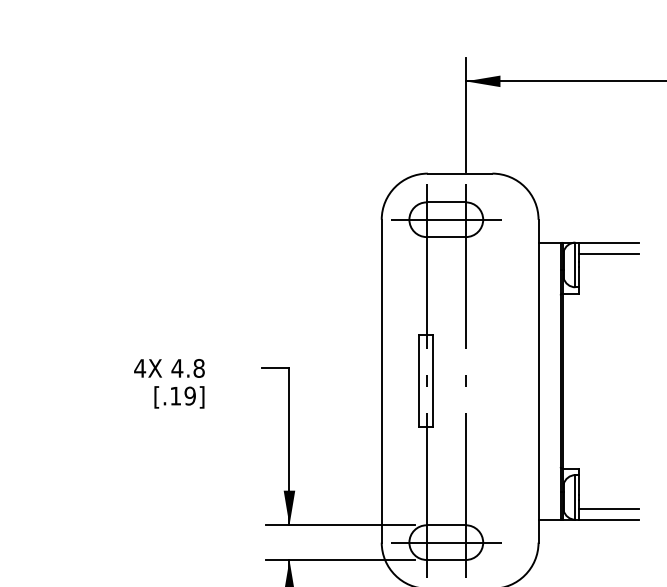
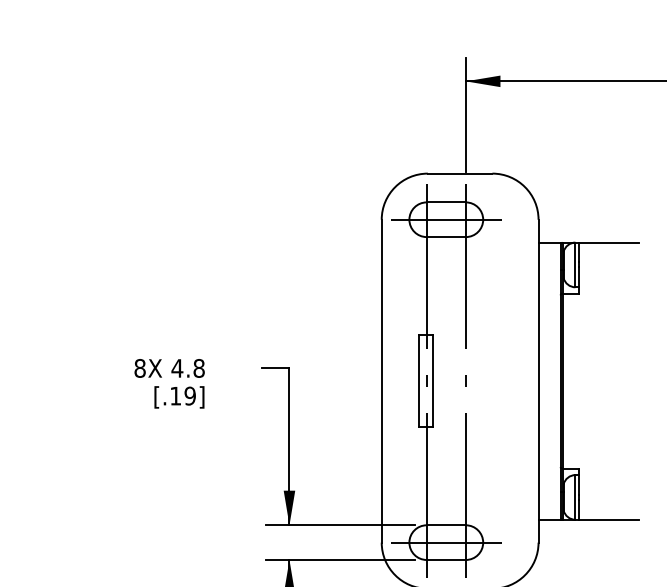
line: present -> none (608, 253)
text: 4X -> 8X (140, 368)
line: present -> none (608, 508)
